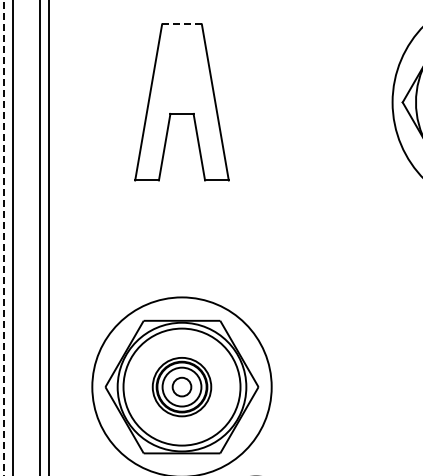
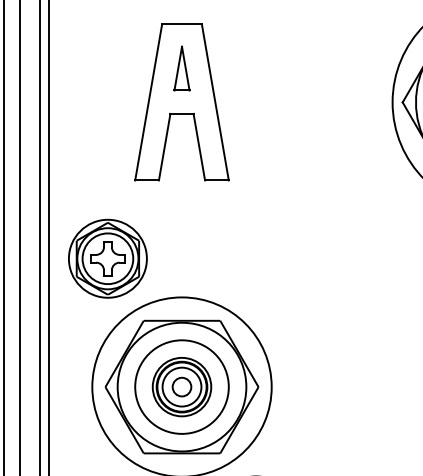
line: dashed -> solid (182, 24)
part: none -> present (181, 68)
line: dashed -> solid (4, 237)
line position: (12, 237) -> (19, 237) (19, 237)
part: none -> present (107, 258)
circle diameter: 117 px -> 94 px (181, 386)
